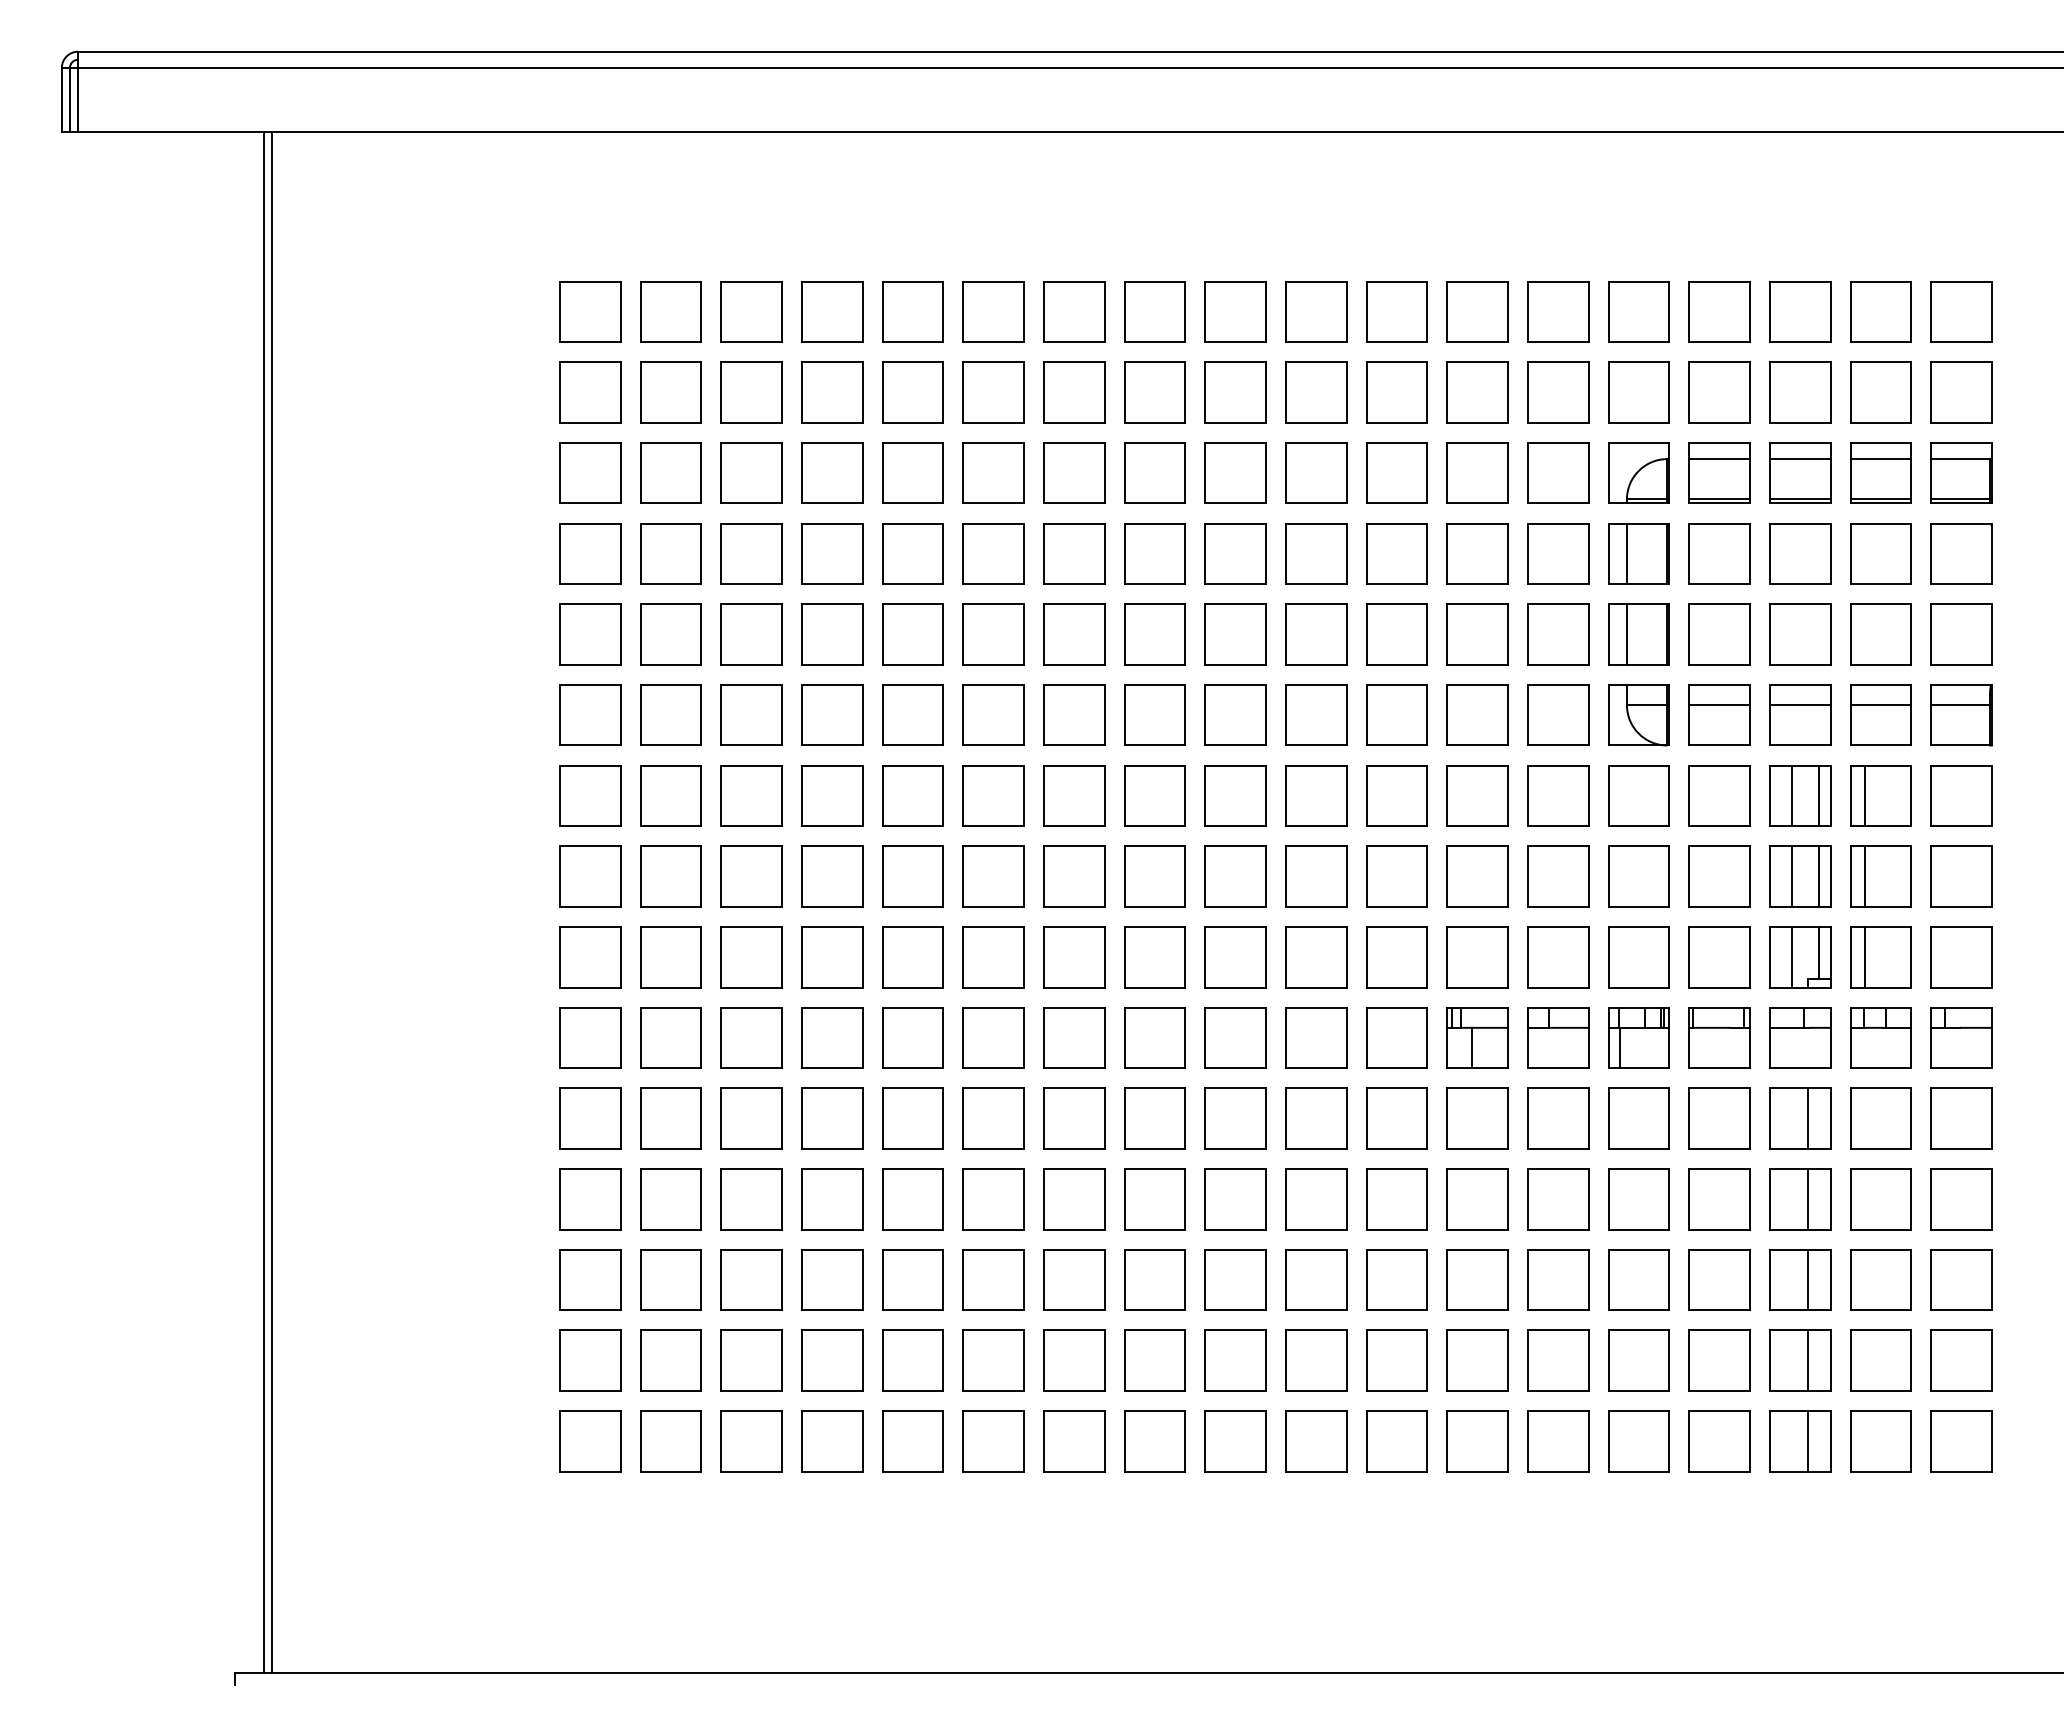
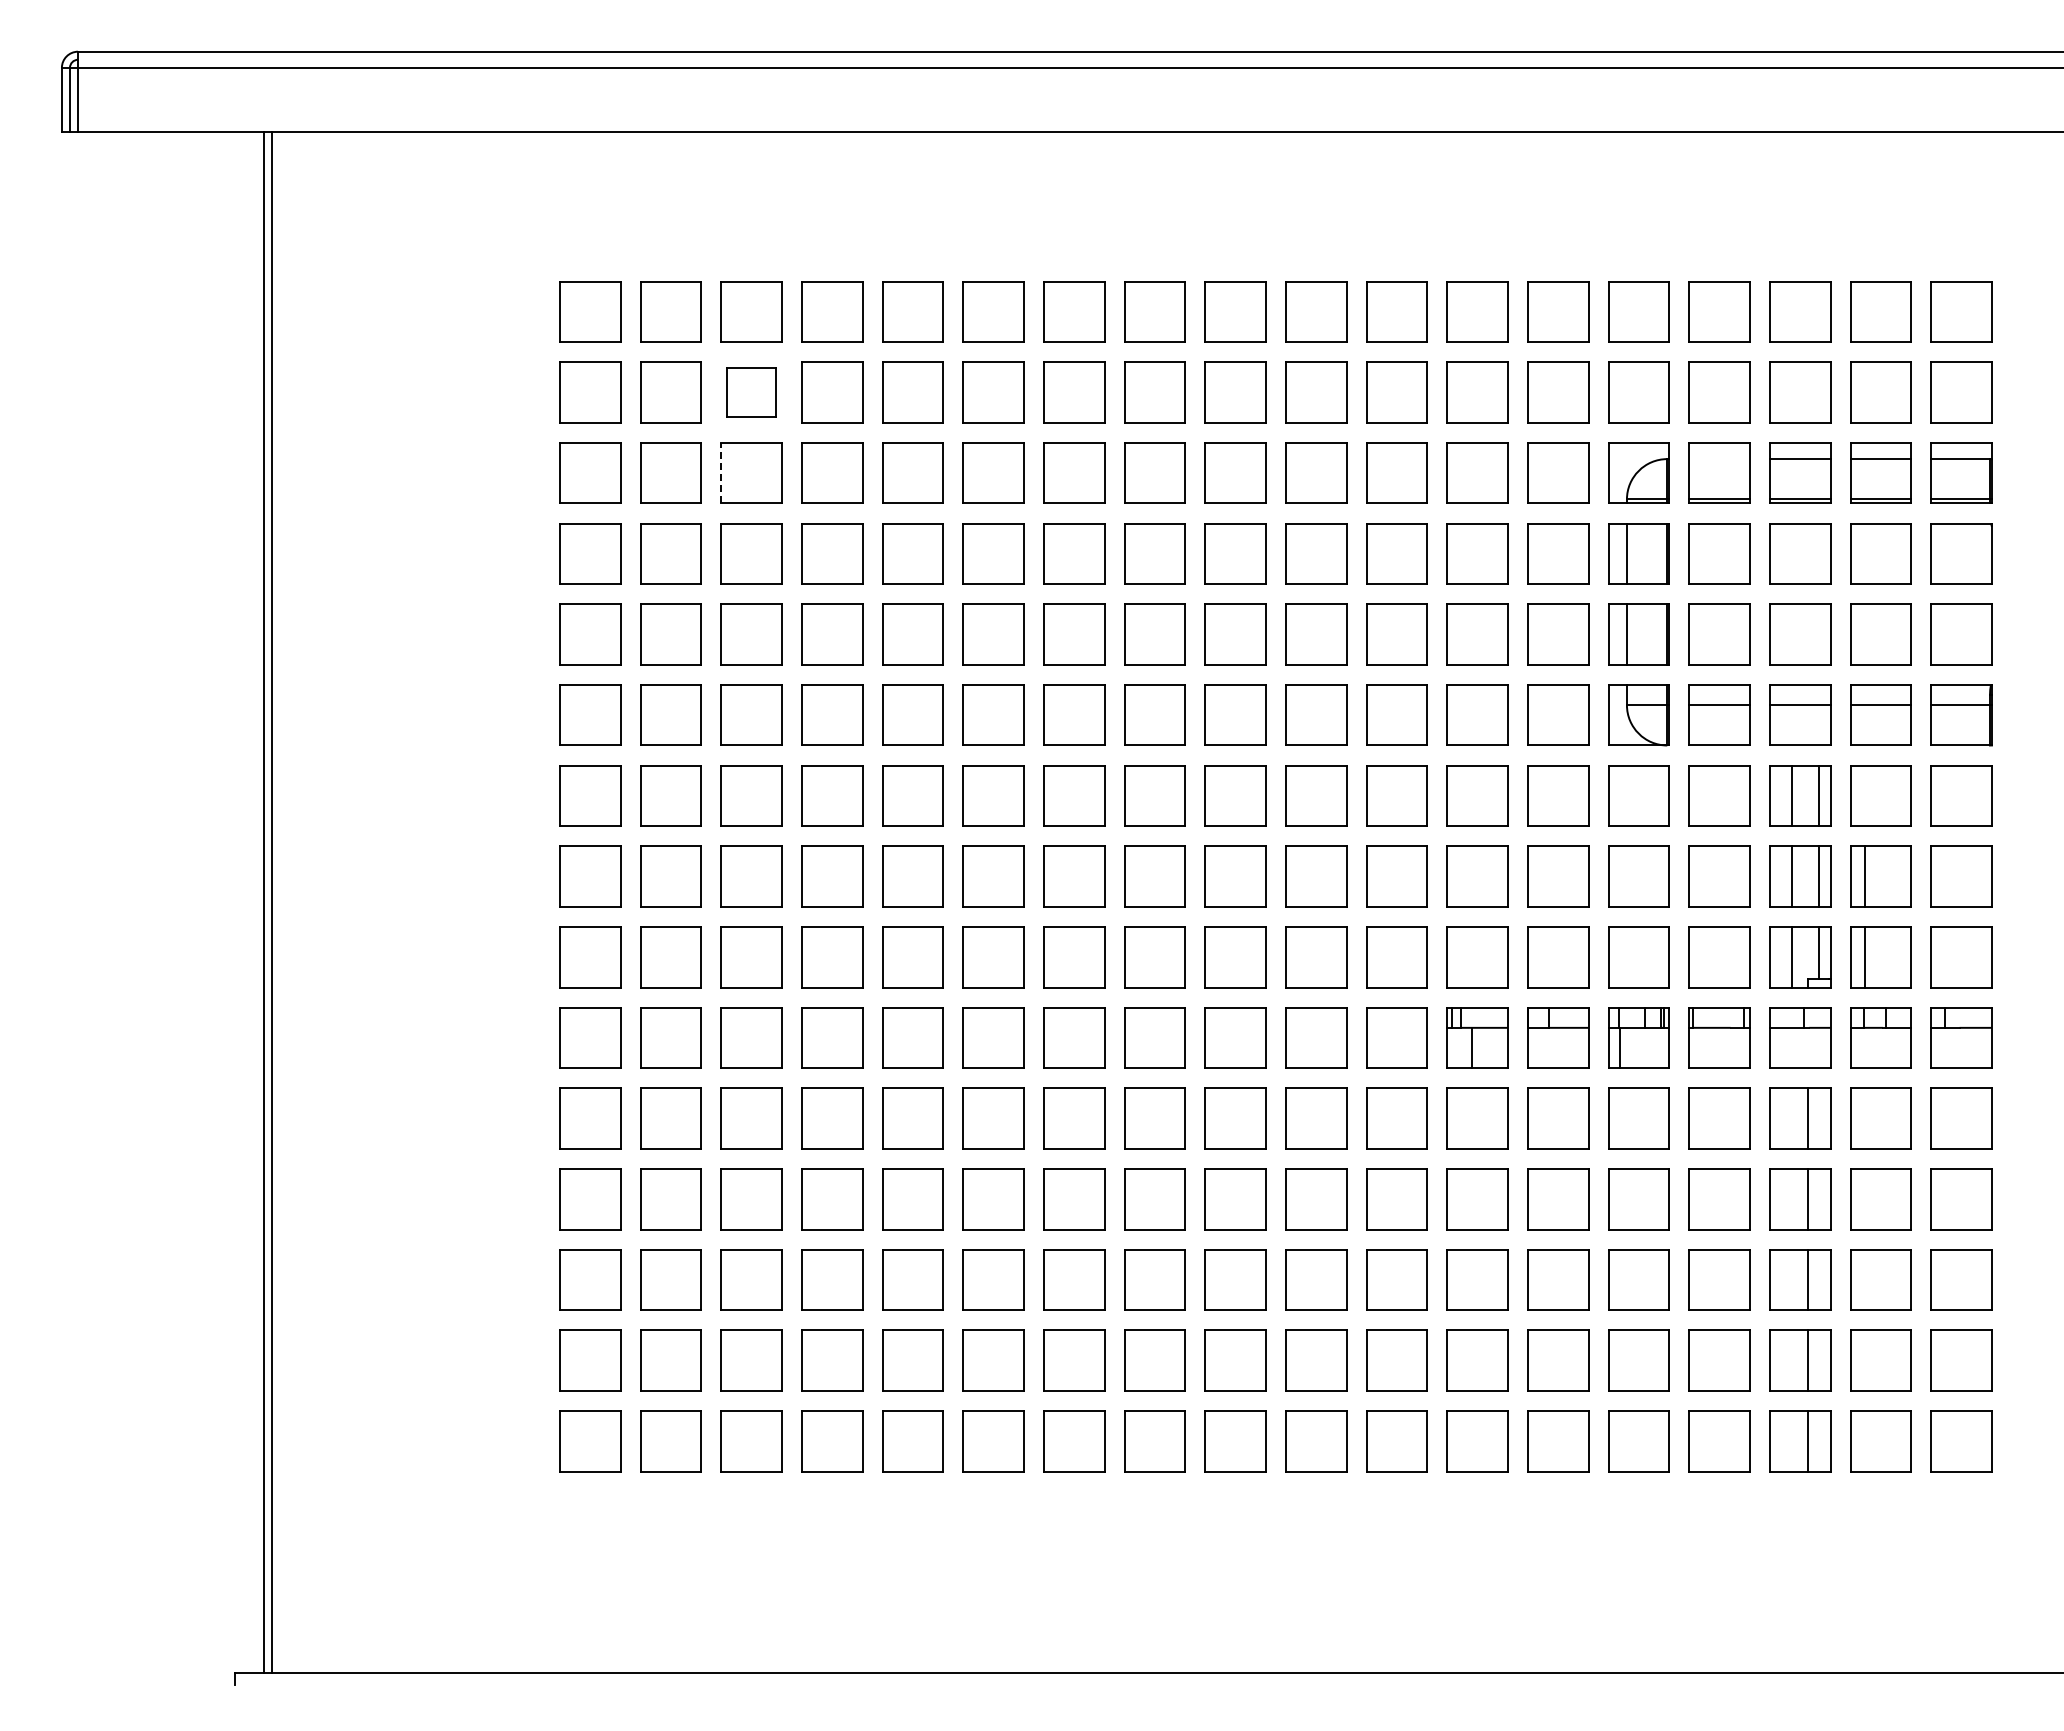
part size: 63x63 px -> 51x51 px (751, 392)
line: present -> none (1719, 459)
line: solid -> dashed (721, 472)
line: present -> none (1864, 795)
